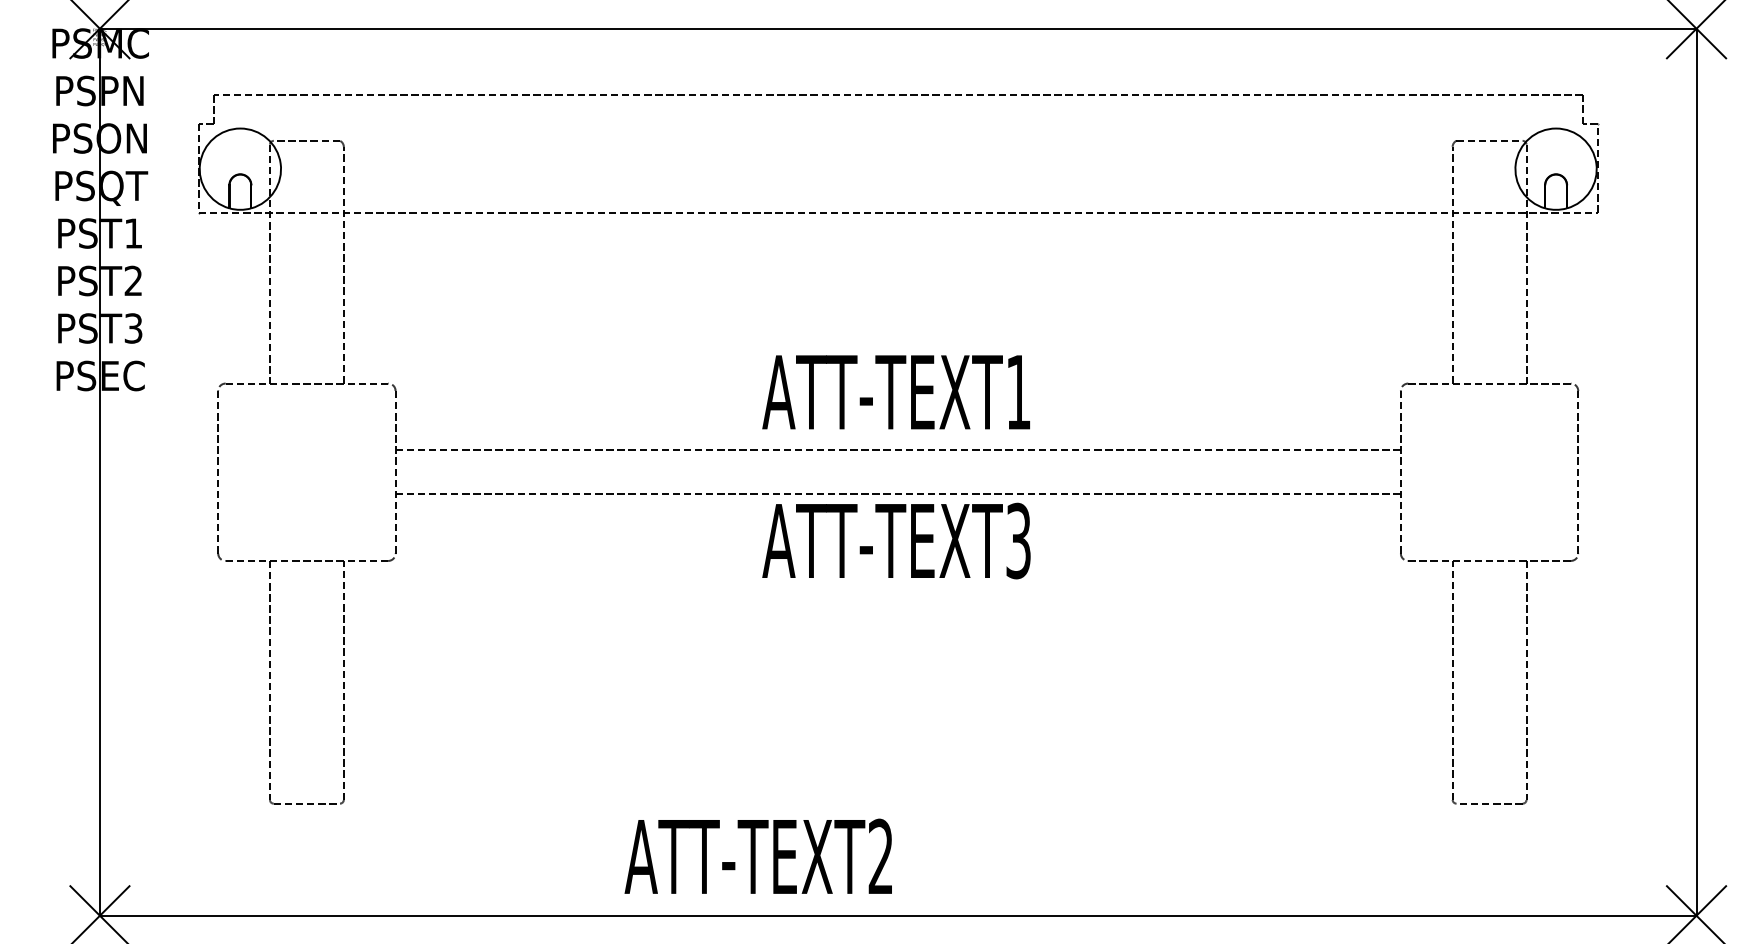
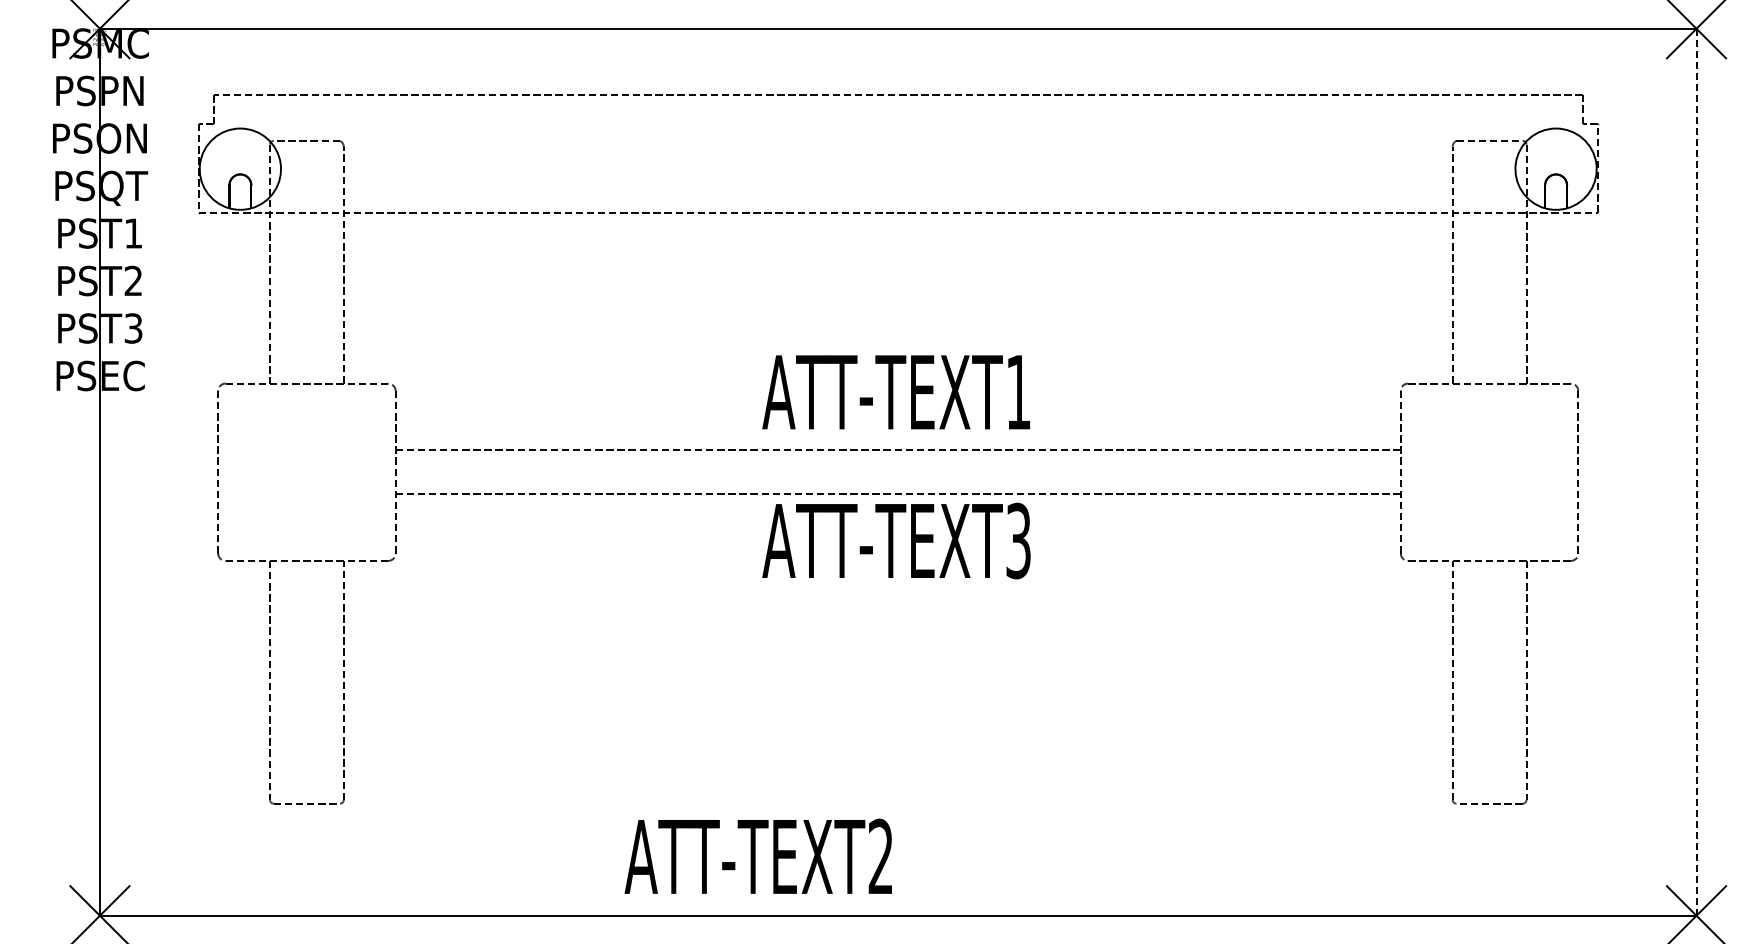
line: solid -> dashed (1696, 472)
